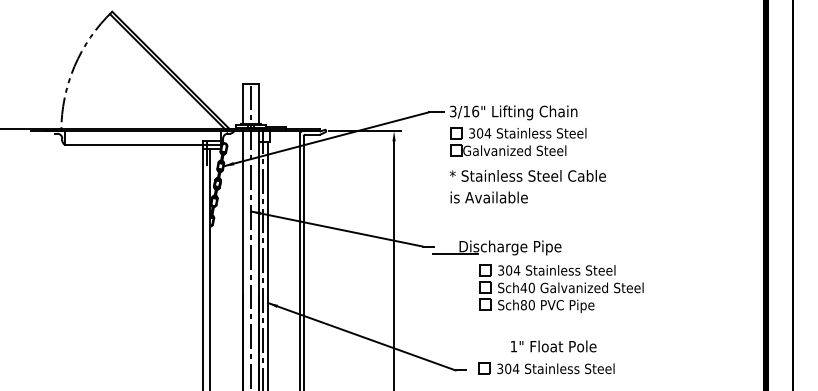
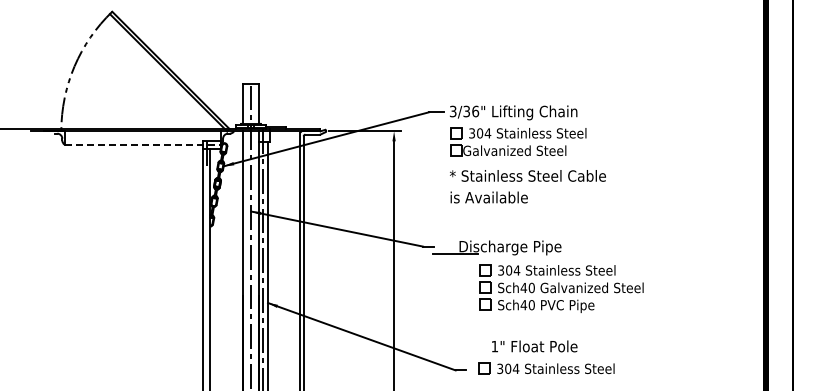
text: 3/16" -> 3/36" (466, 111)
line: solid -> dashed (143, 144)
text: Sch80 -> Sch40 (523, 305)
text position: (553, 346) -> (534, 346) (534, 346)
